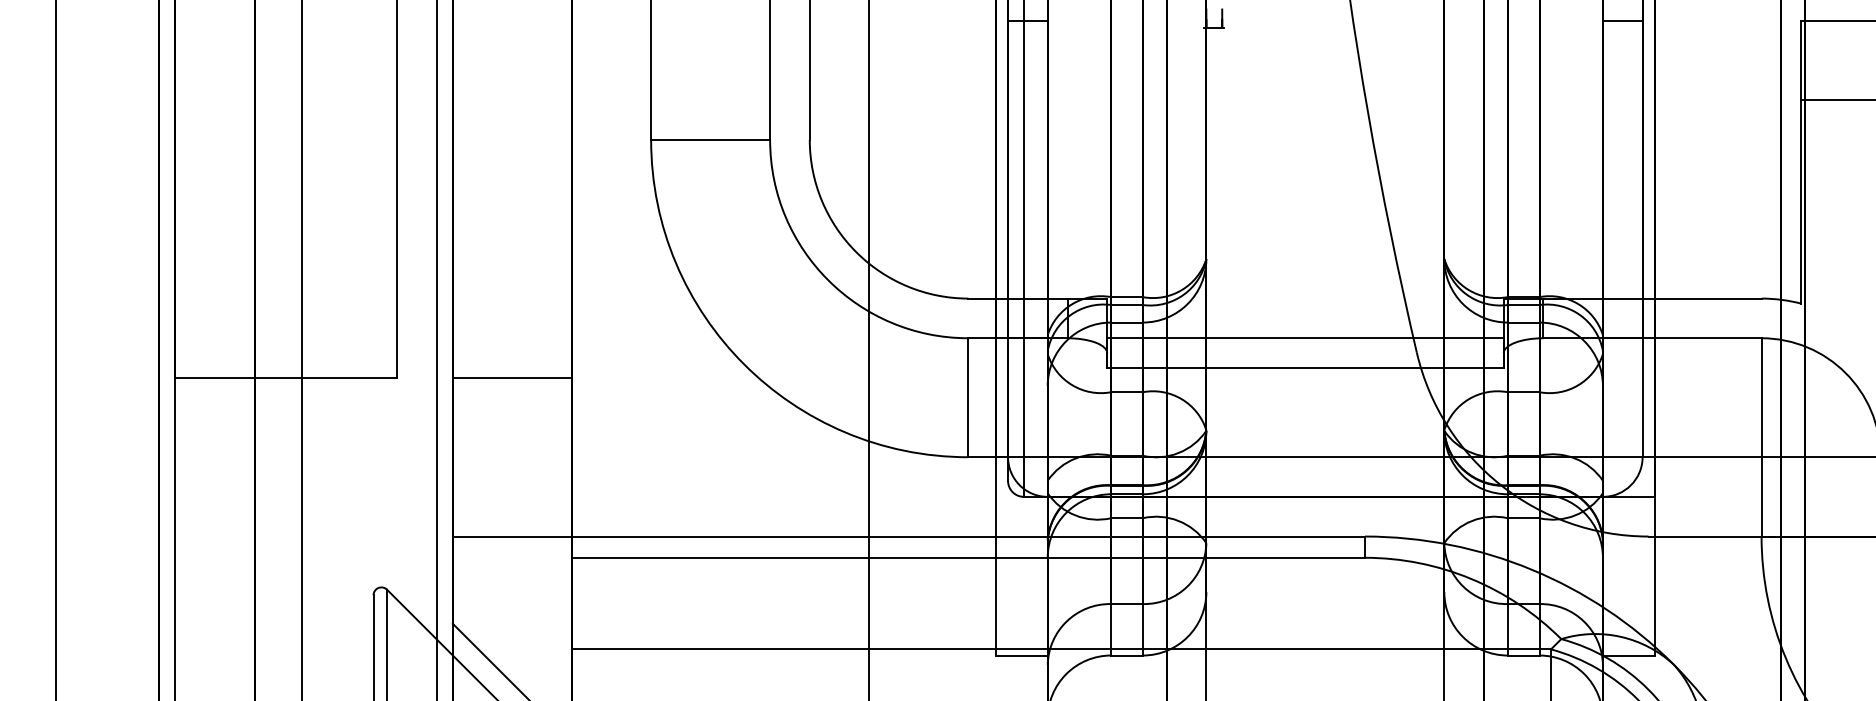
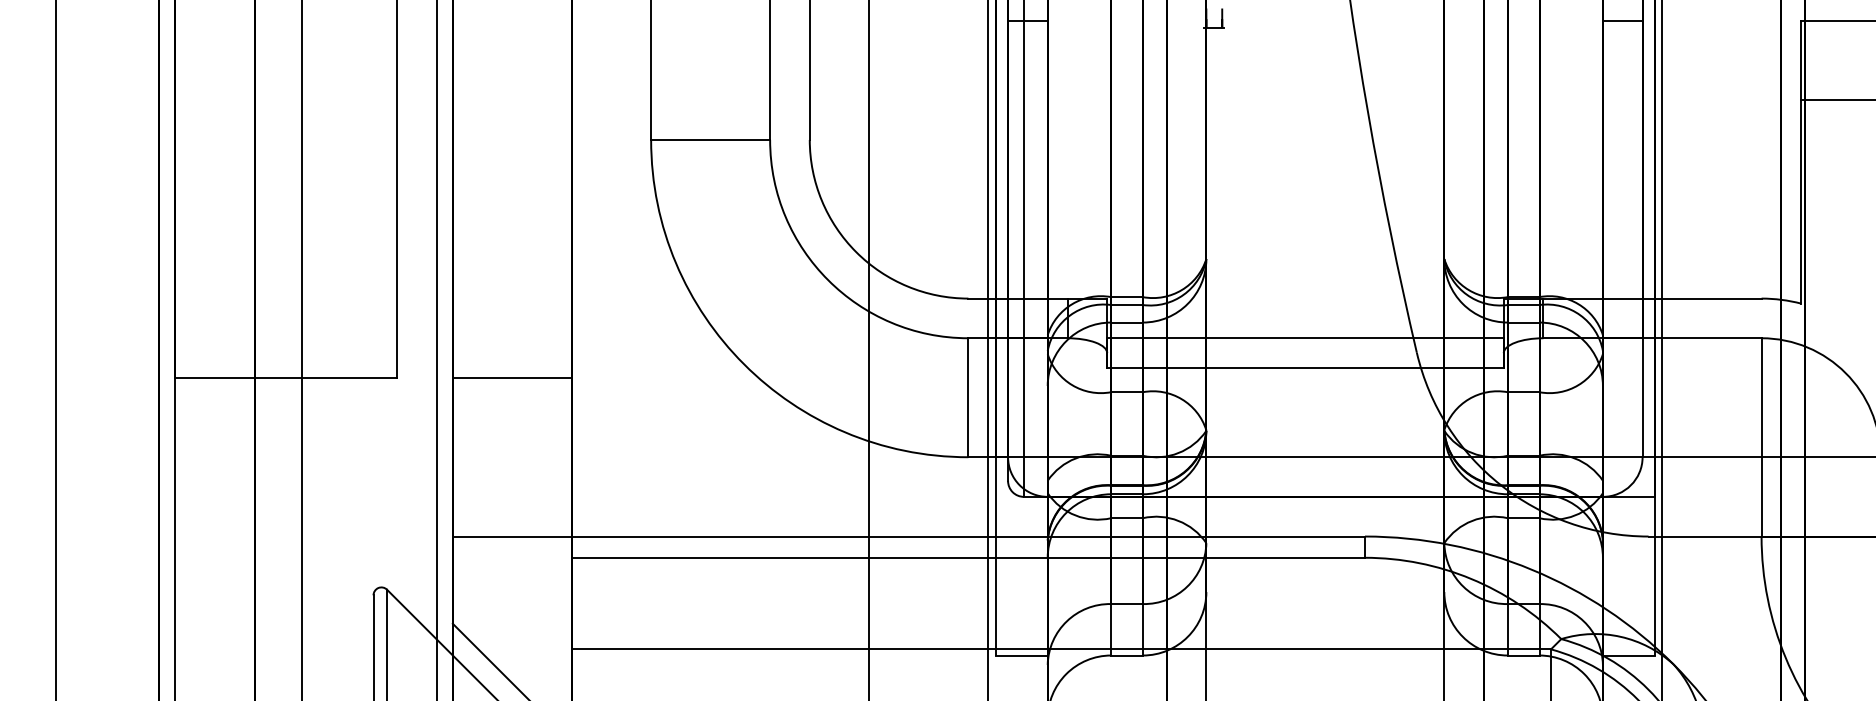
line: none -> present (988, 349)
line: none -> present (1662, 349)
